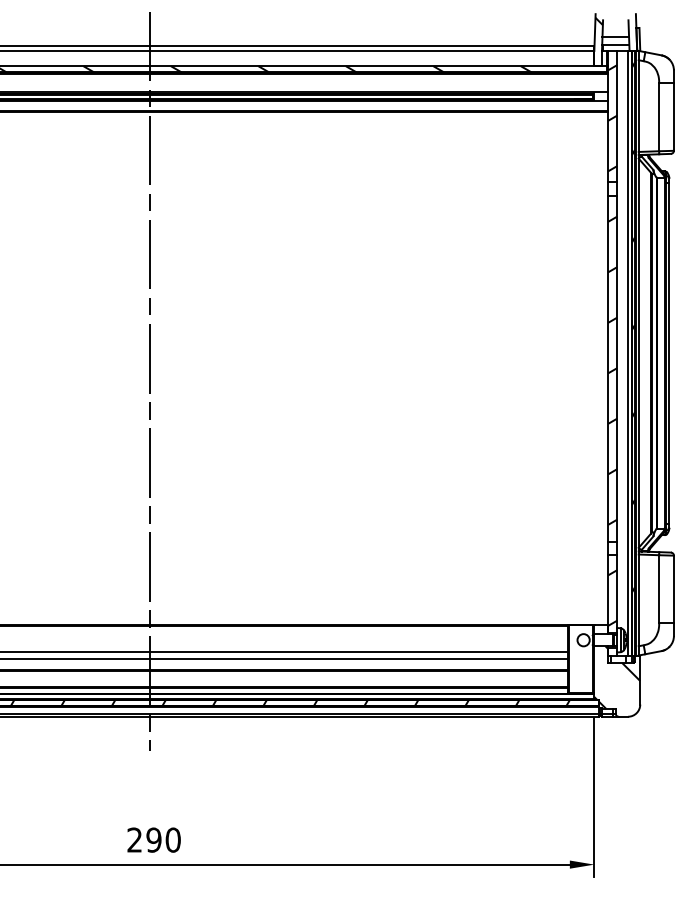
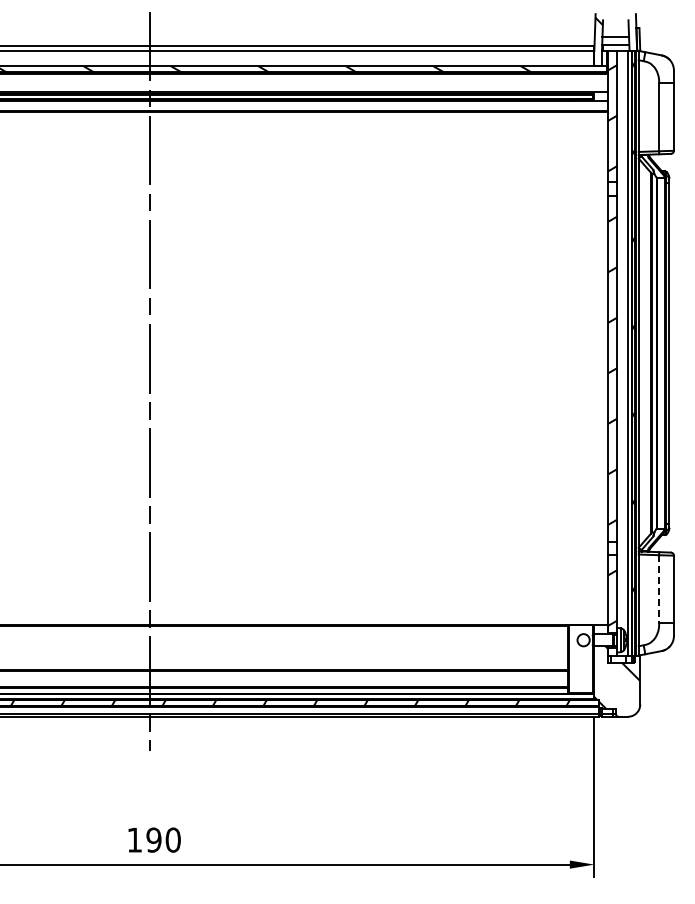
line: solid -> dashed (659, 589)
line: present -> none (285, 652)
line: present -> none (285, 658)
text: 290 -> 190 (134, 839)
